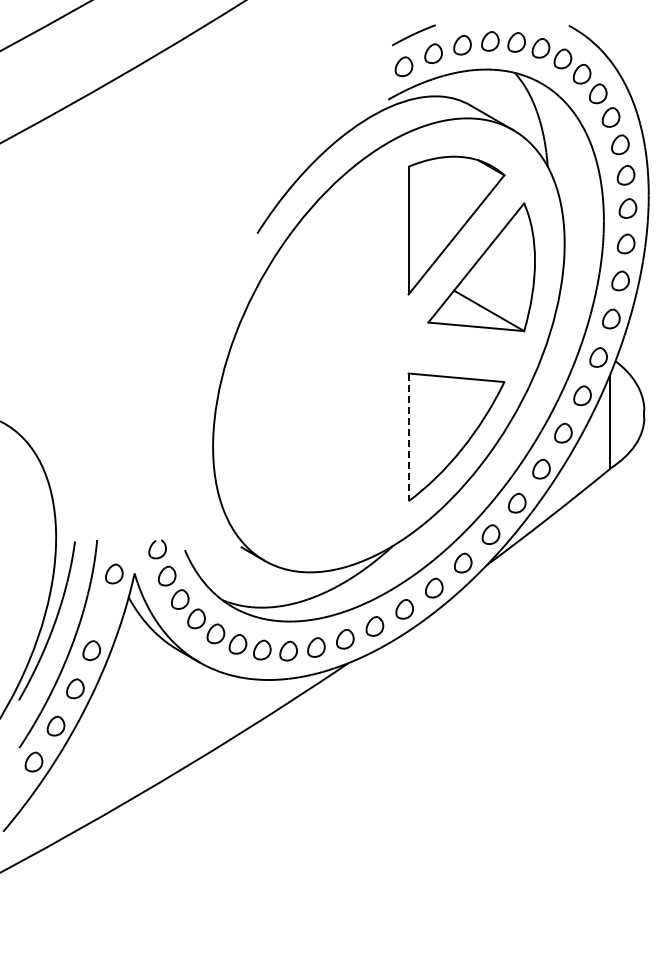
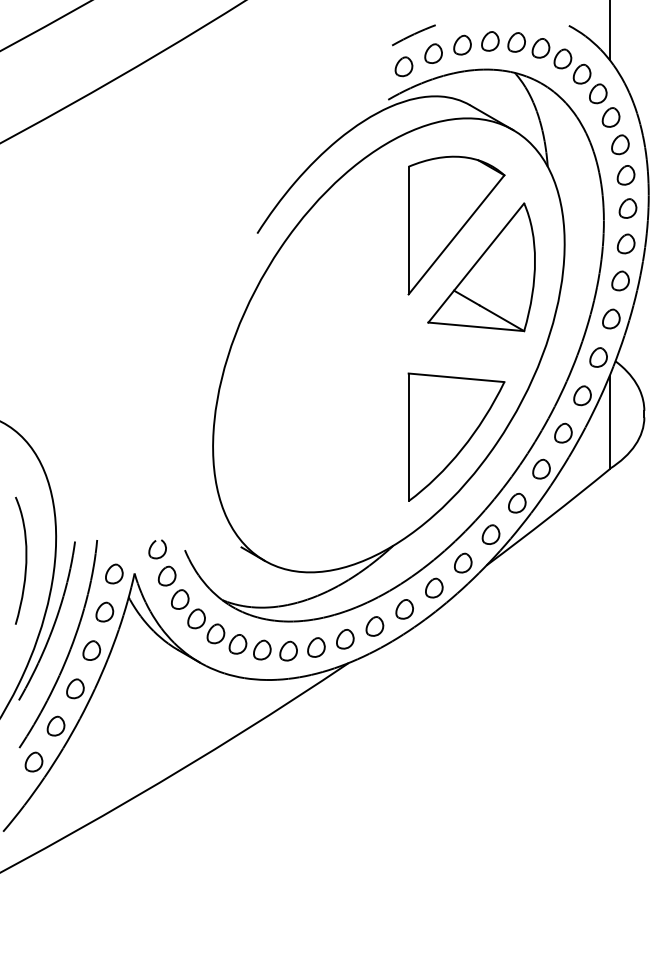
line: none -> present (609, 30)
line: dashed -> solid (408, 437)
curve: none -> present (25, 560)
part: none -> present (104, 611)
